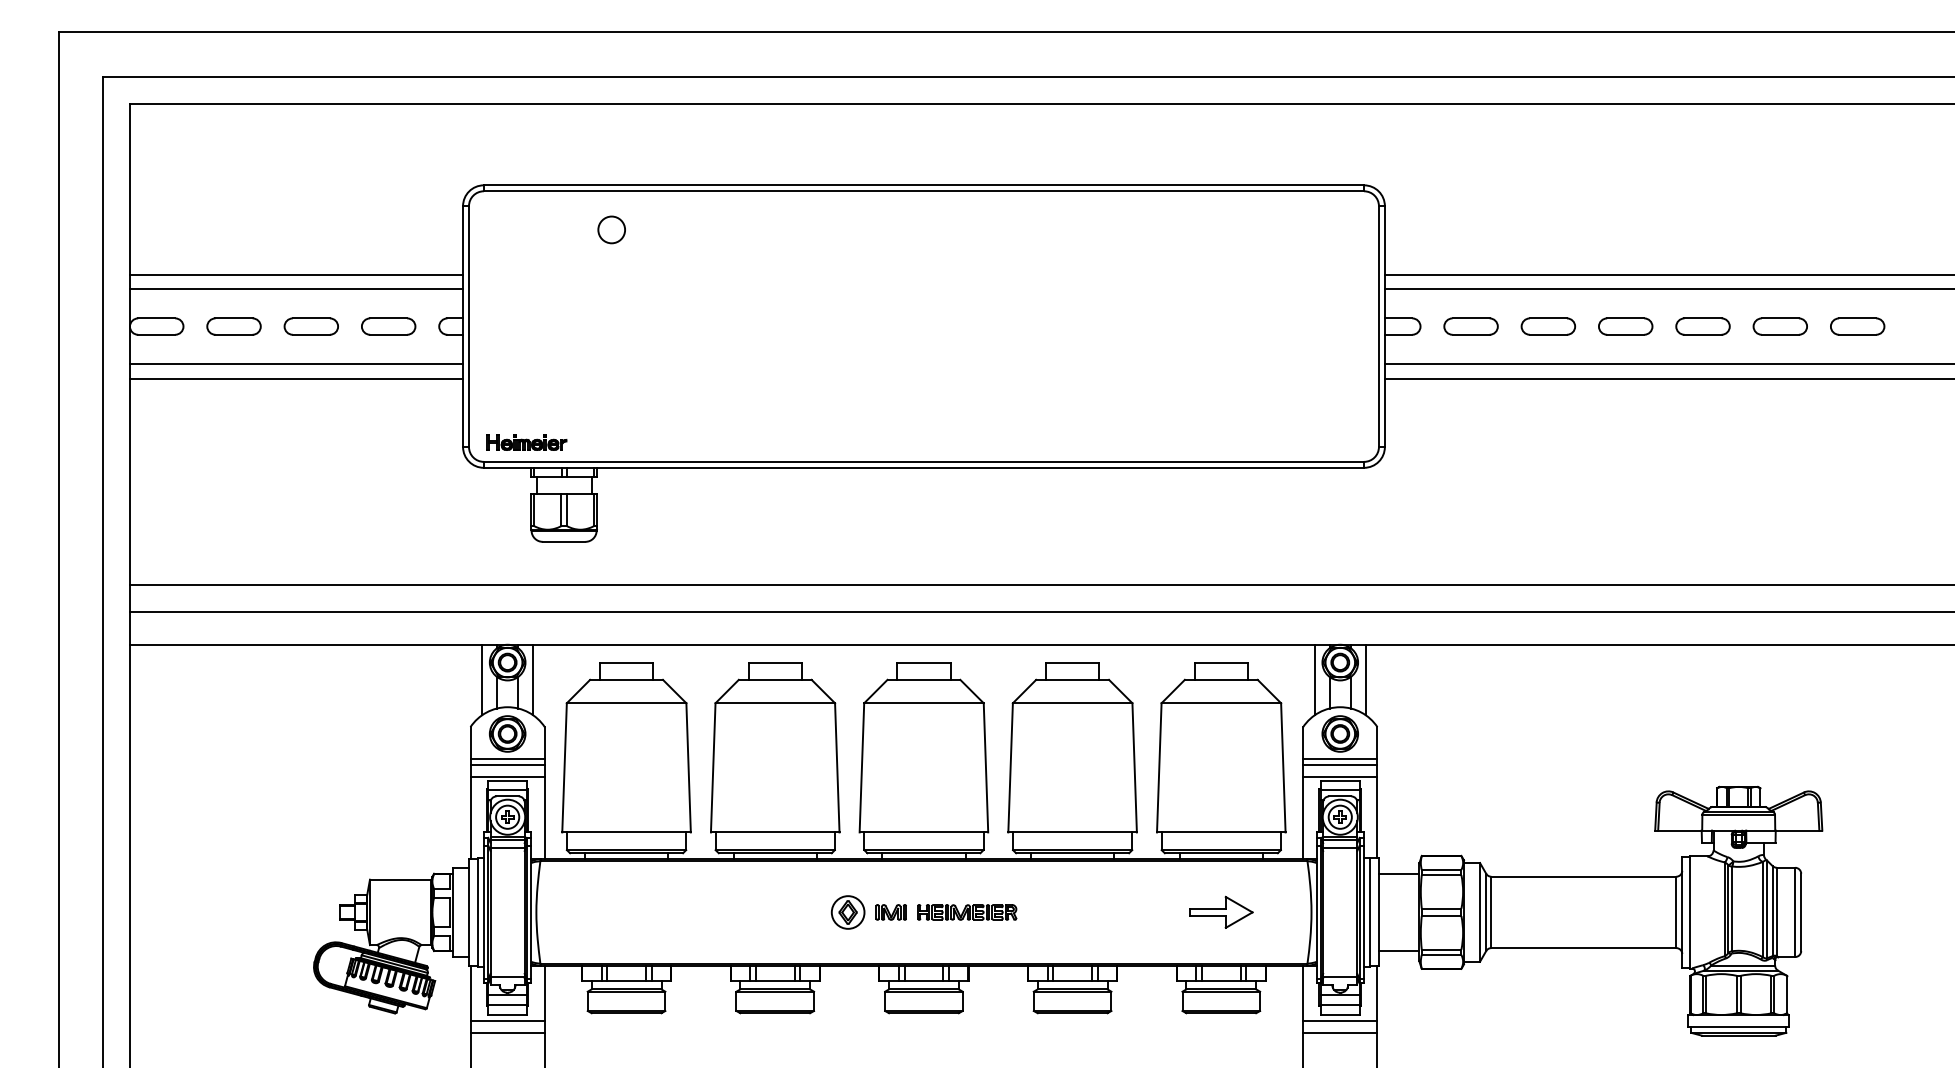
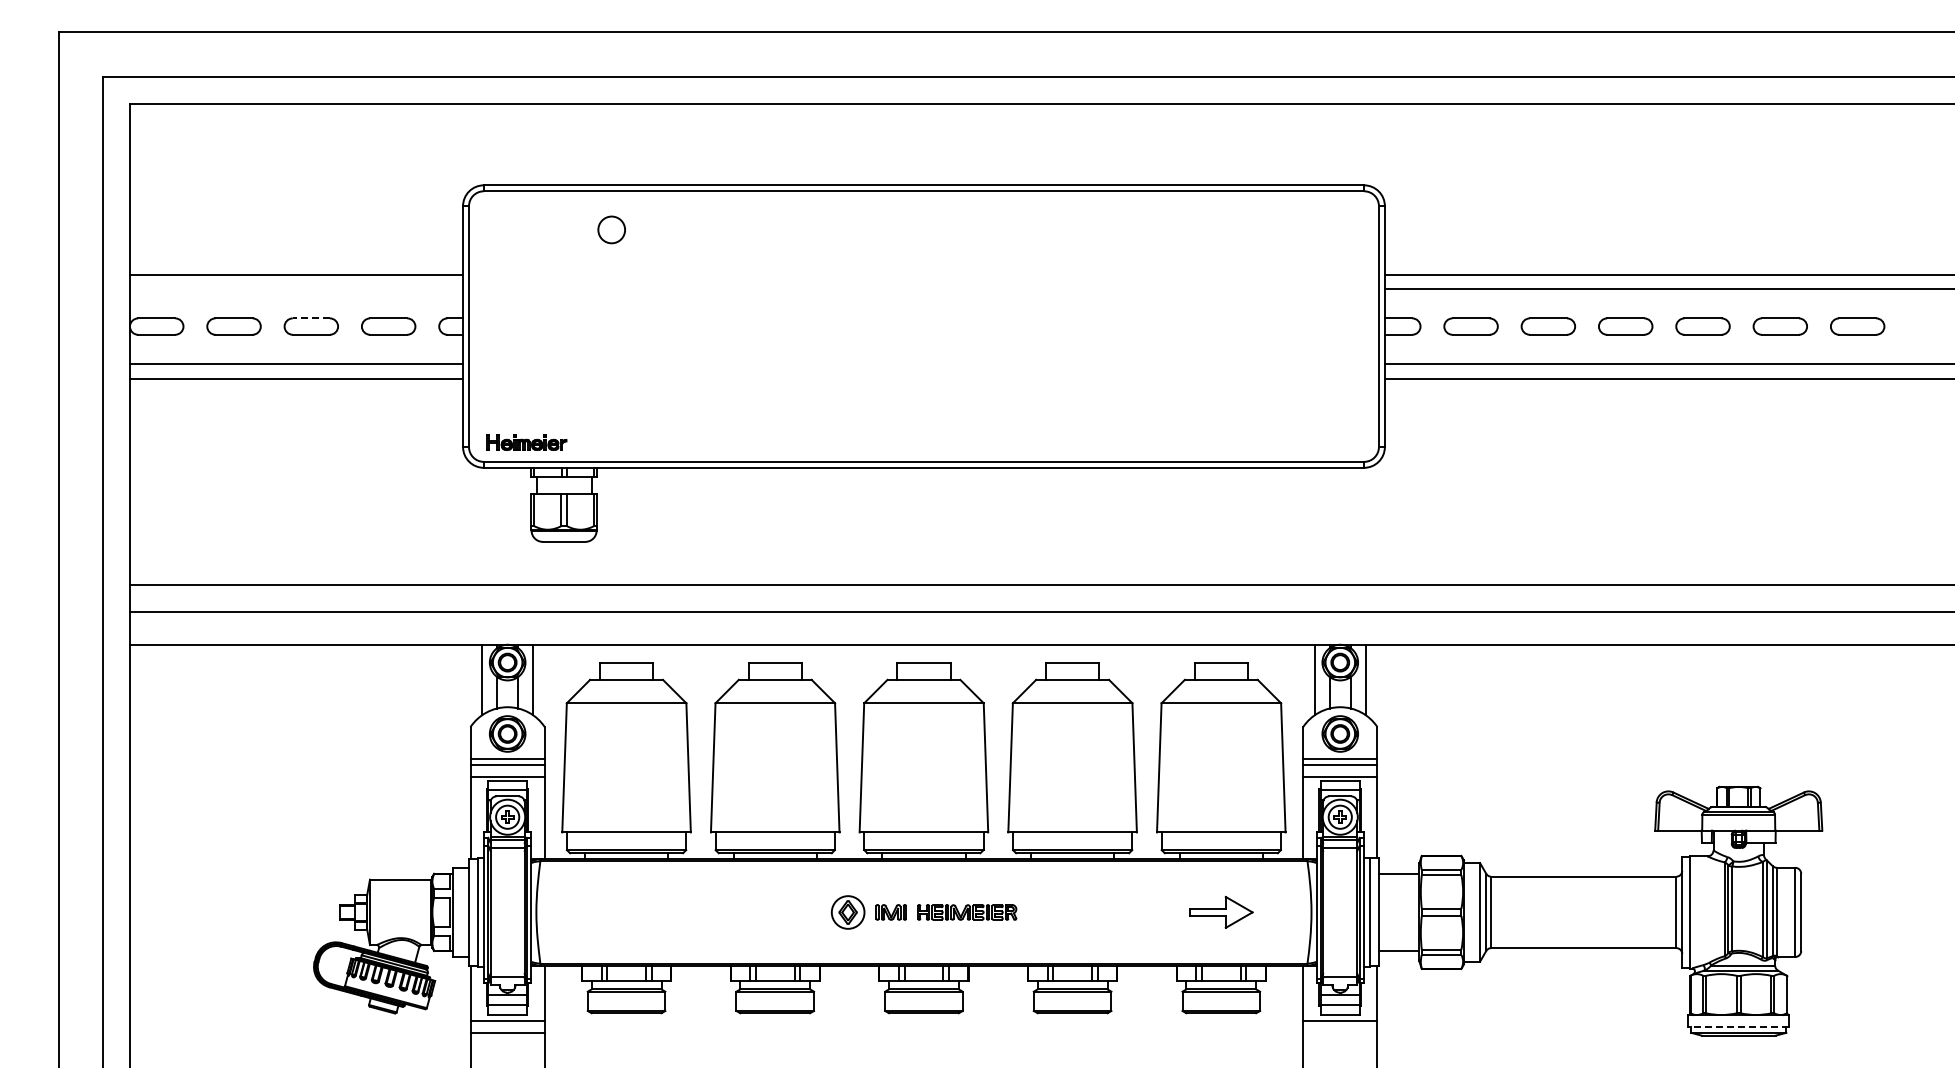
line: present -> none (296, 289)
line: solid -> dashed (311, 318)
line: solid -> dashed (1738, 1026)
line: present -> none (1340, 1032)
